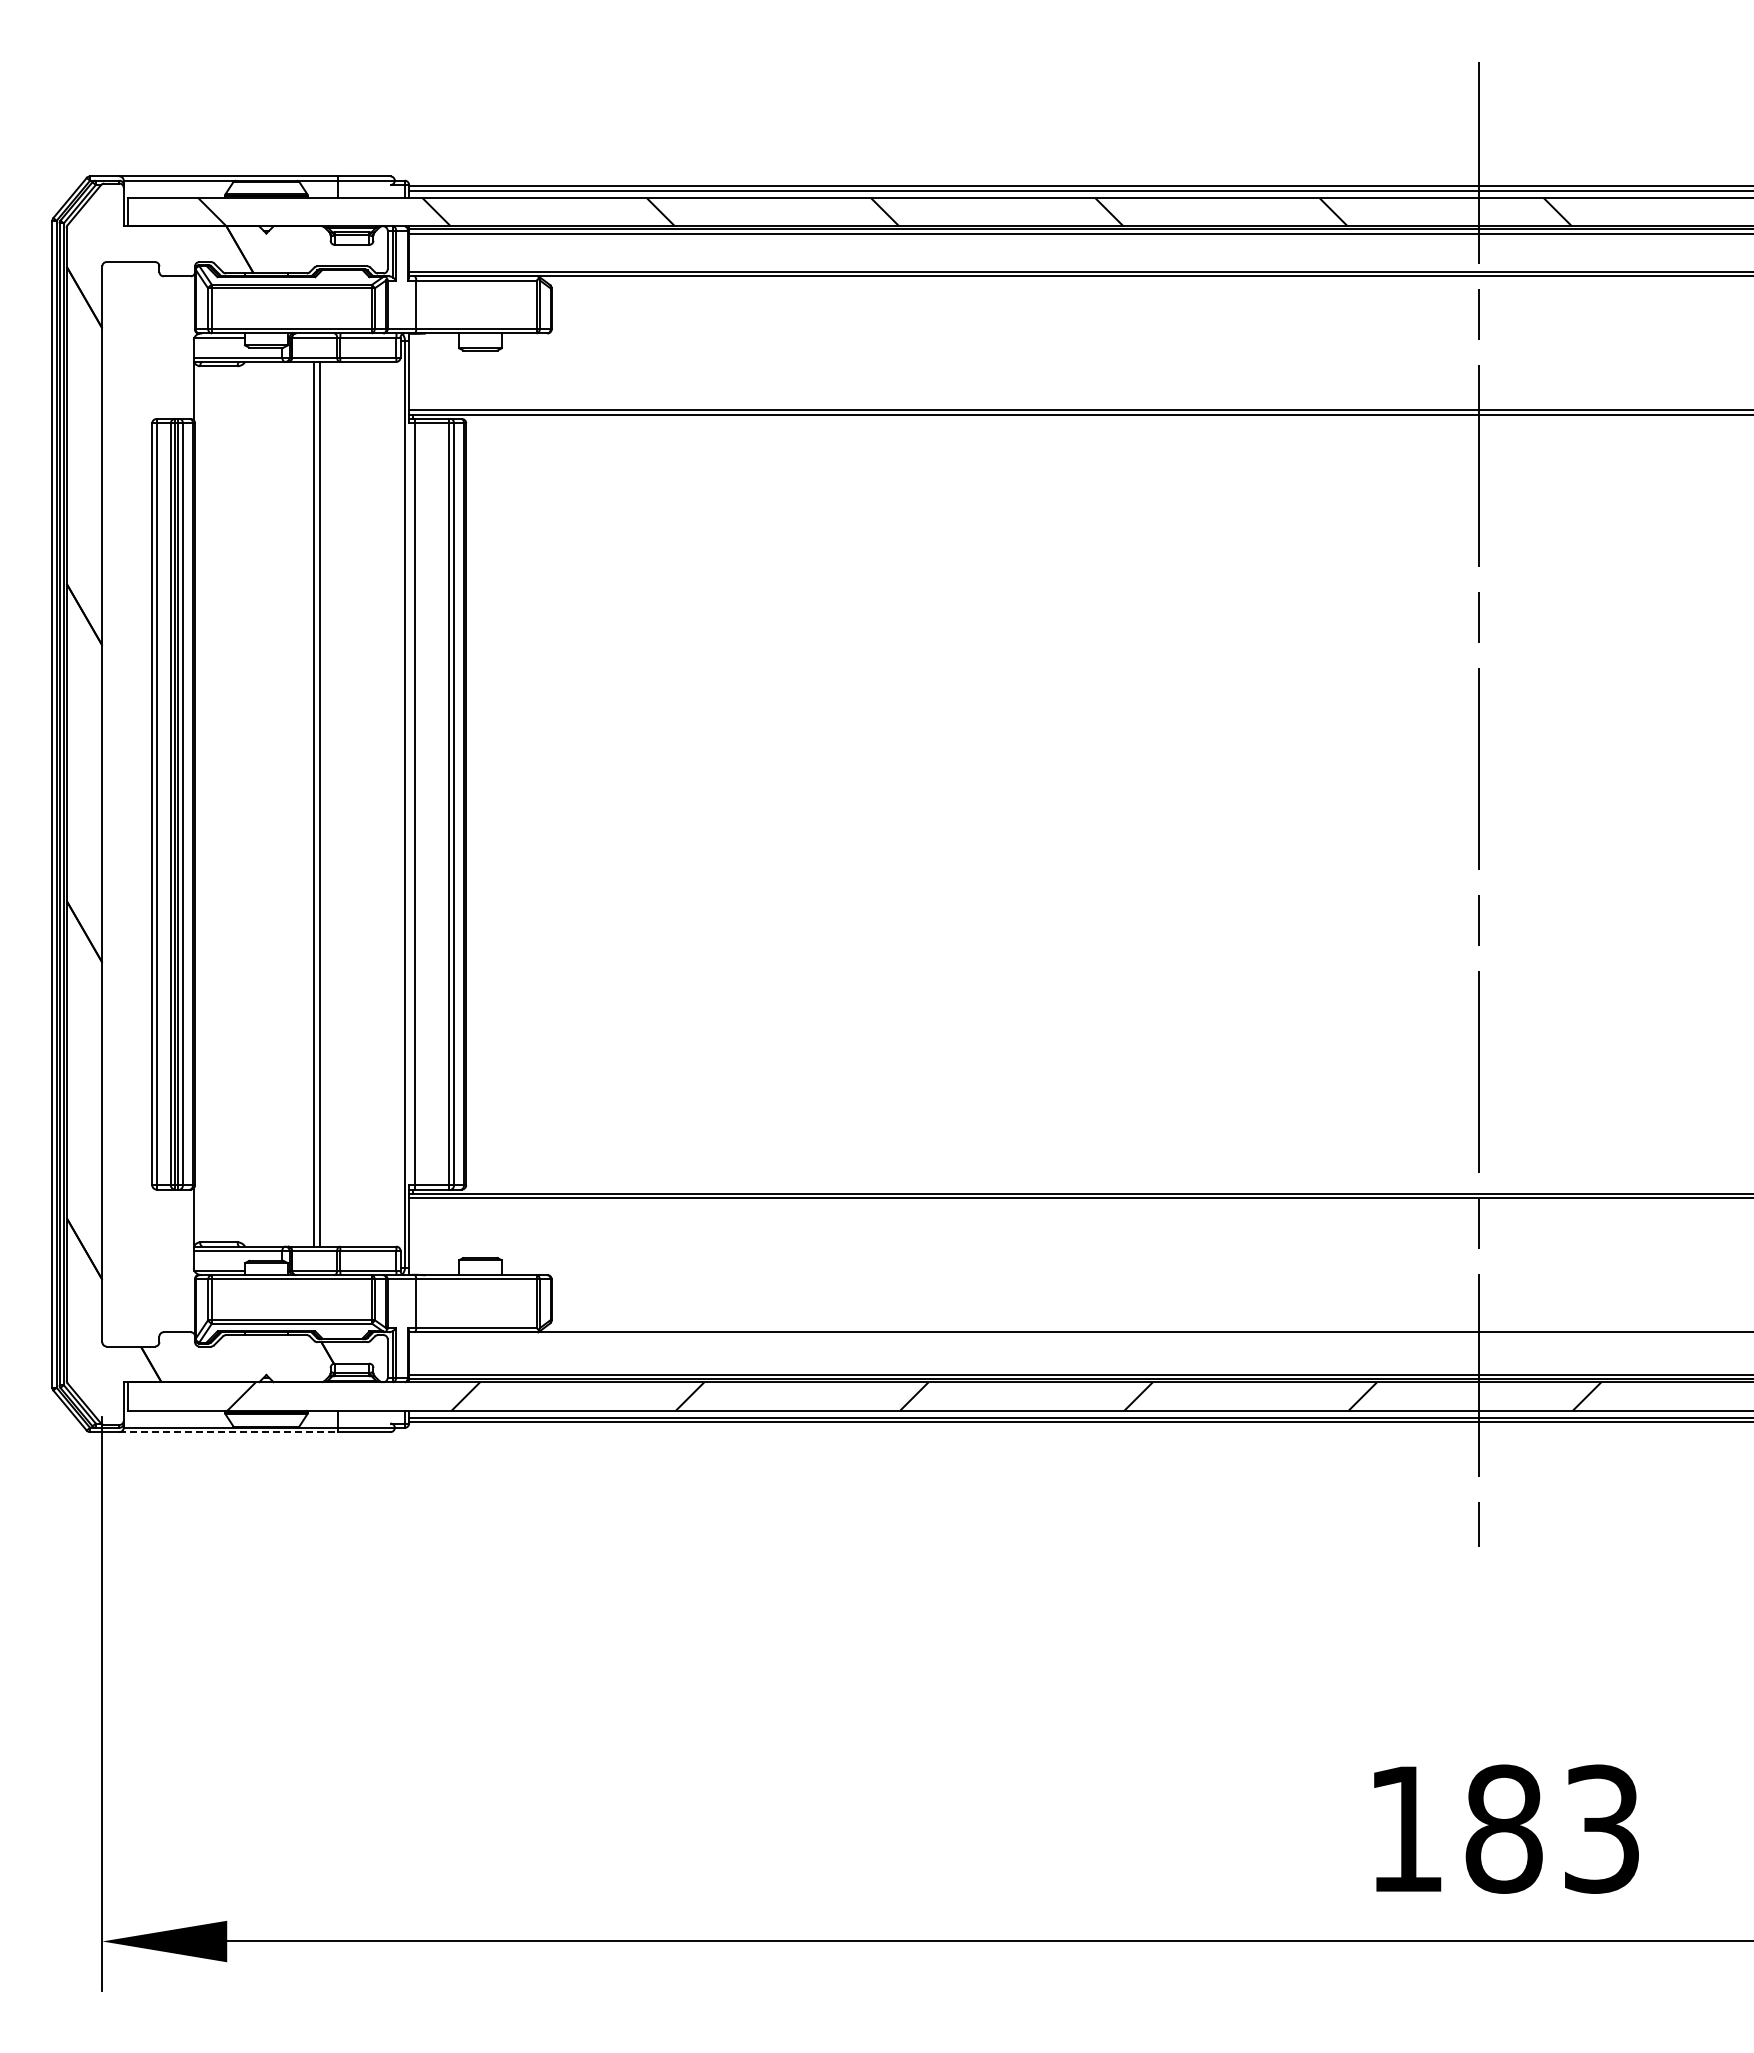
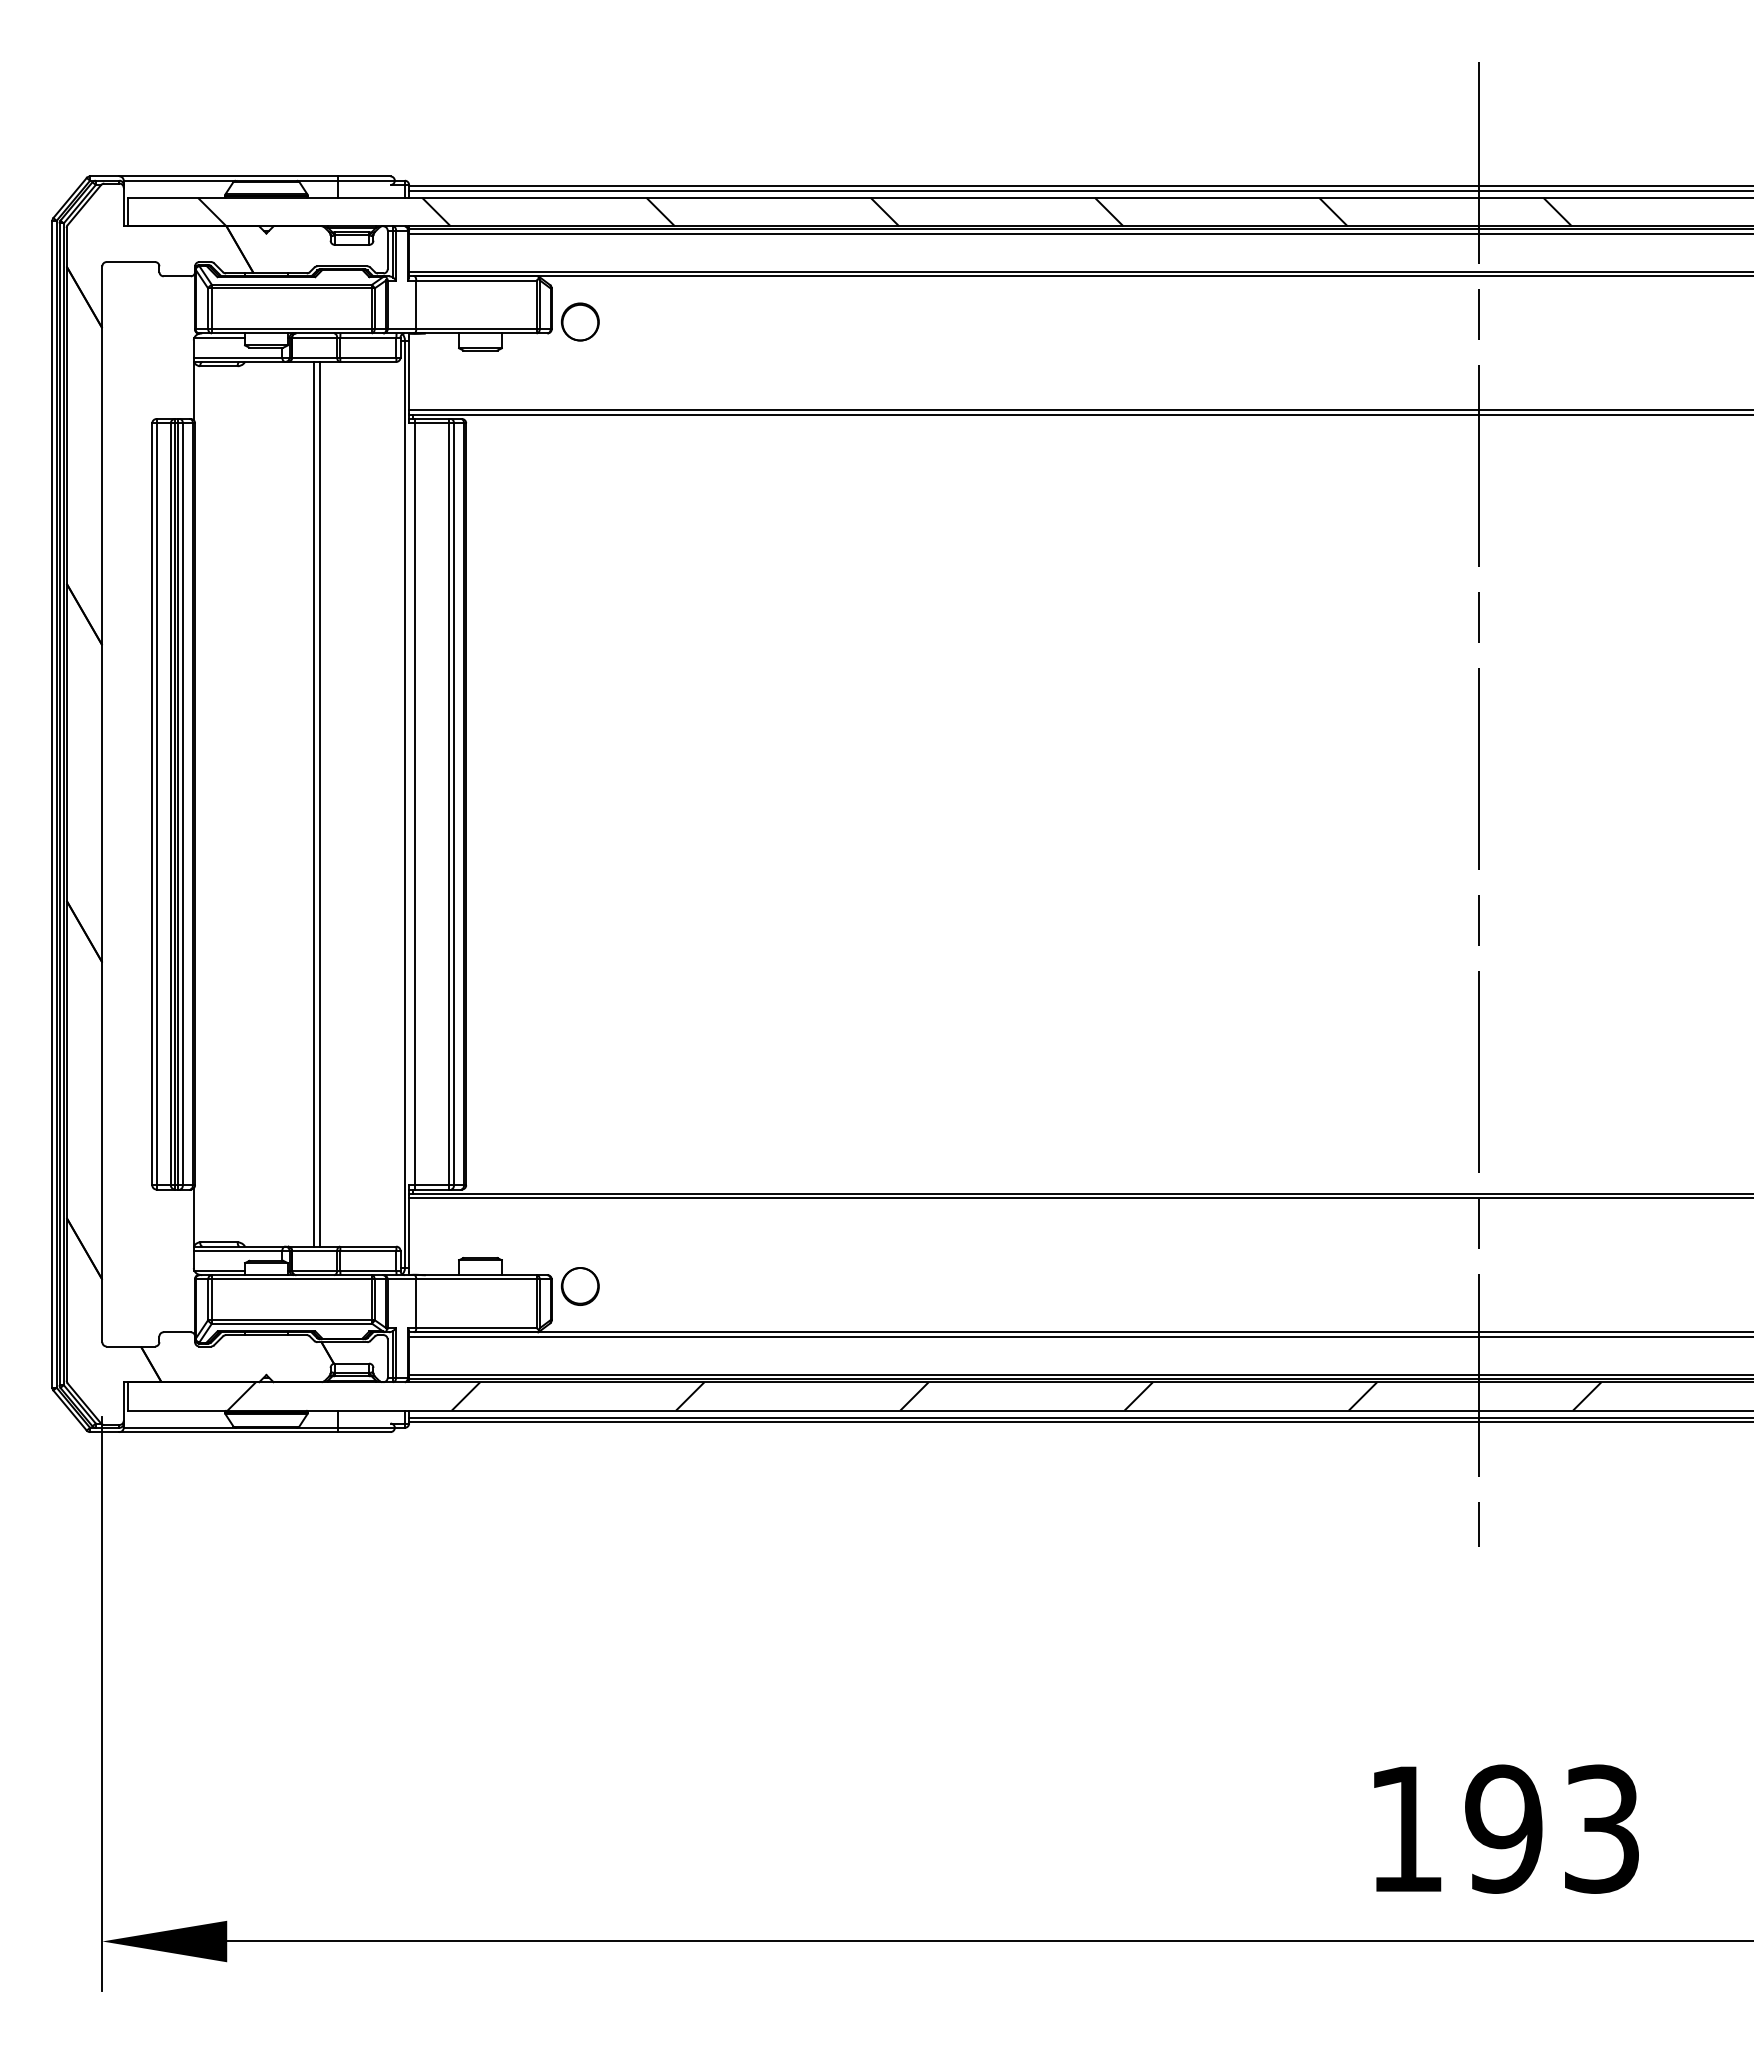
circle: none -> present (579, 321)
circle: none -> present (579, 1286)
line: none -> present (1079, 1336)
line: dashed -> solid (229, 1432)
text: 183 -> 193 (1503, 1828)
